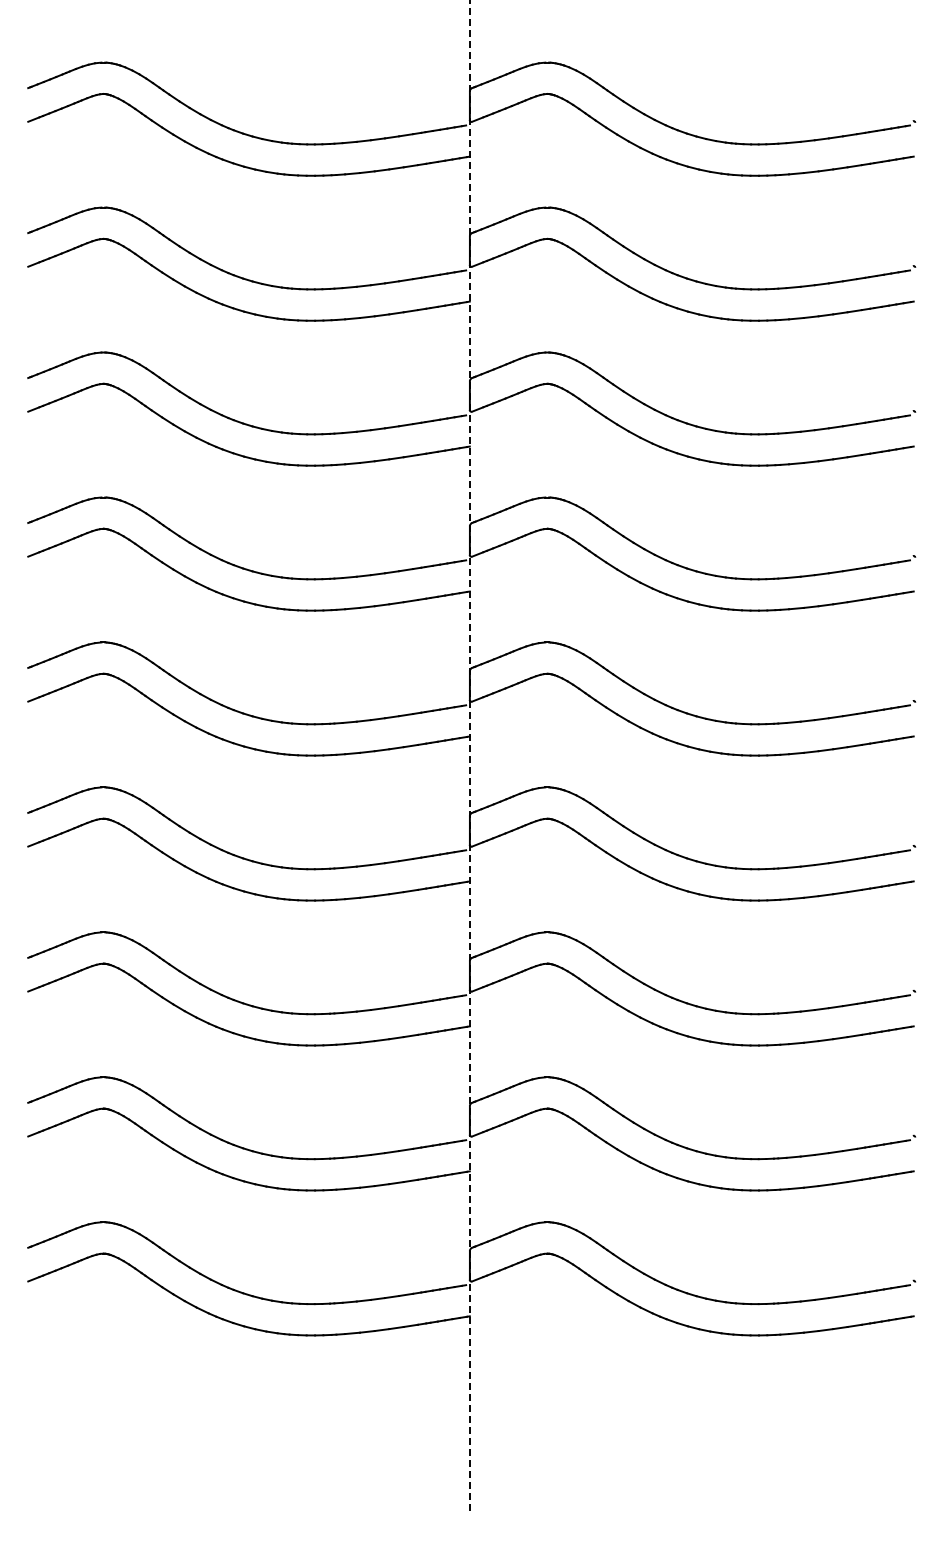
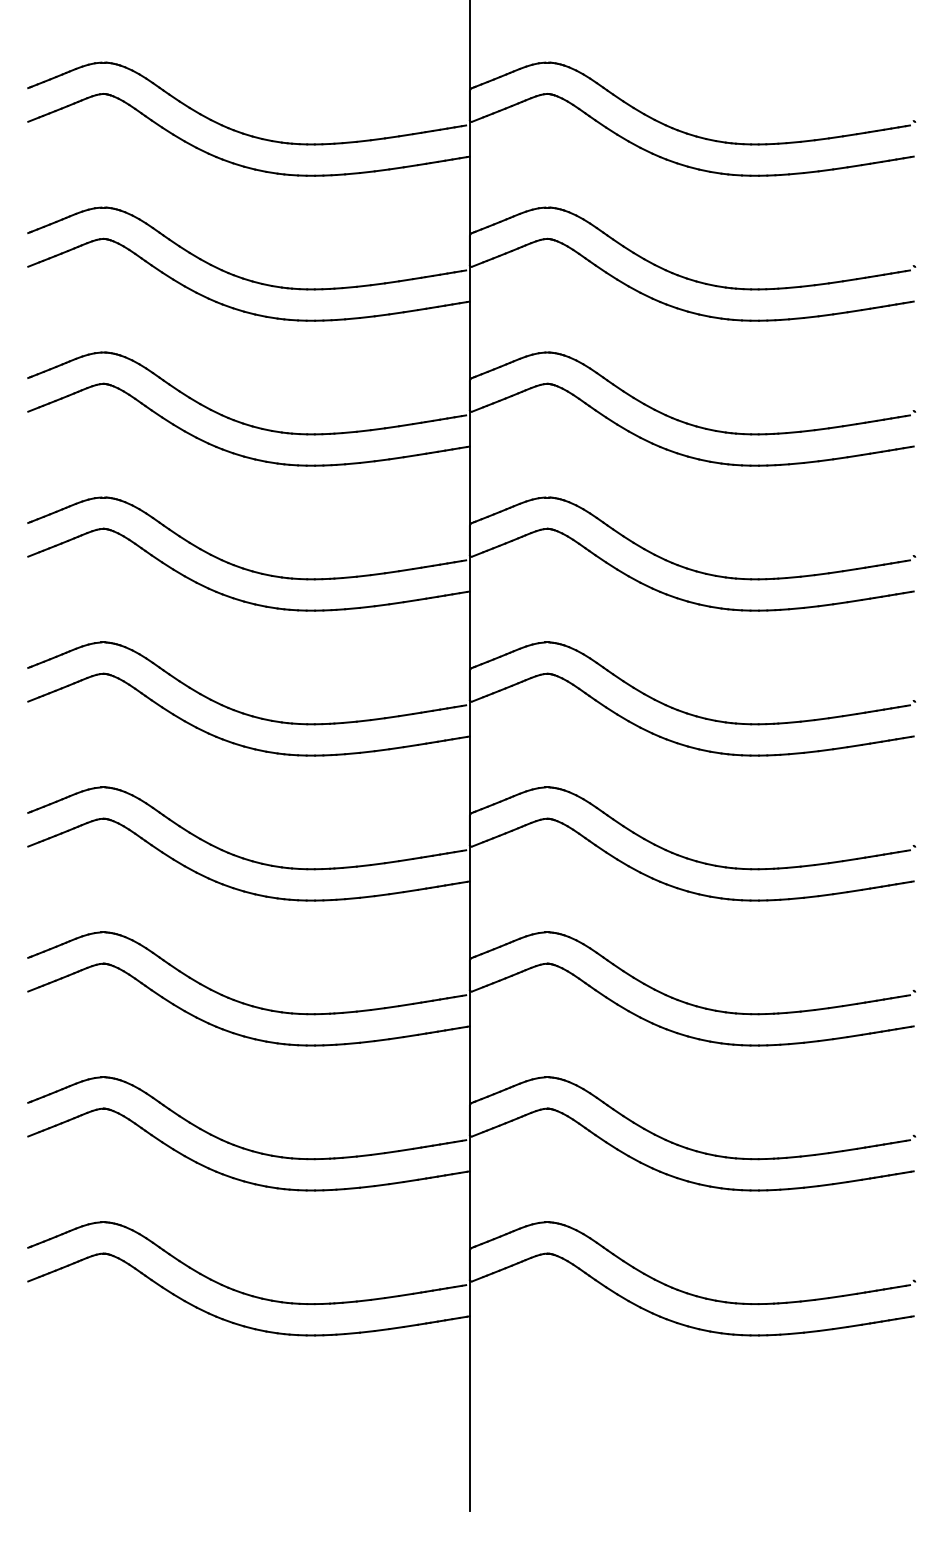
line: dashed -> solid (469, 755)
